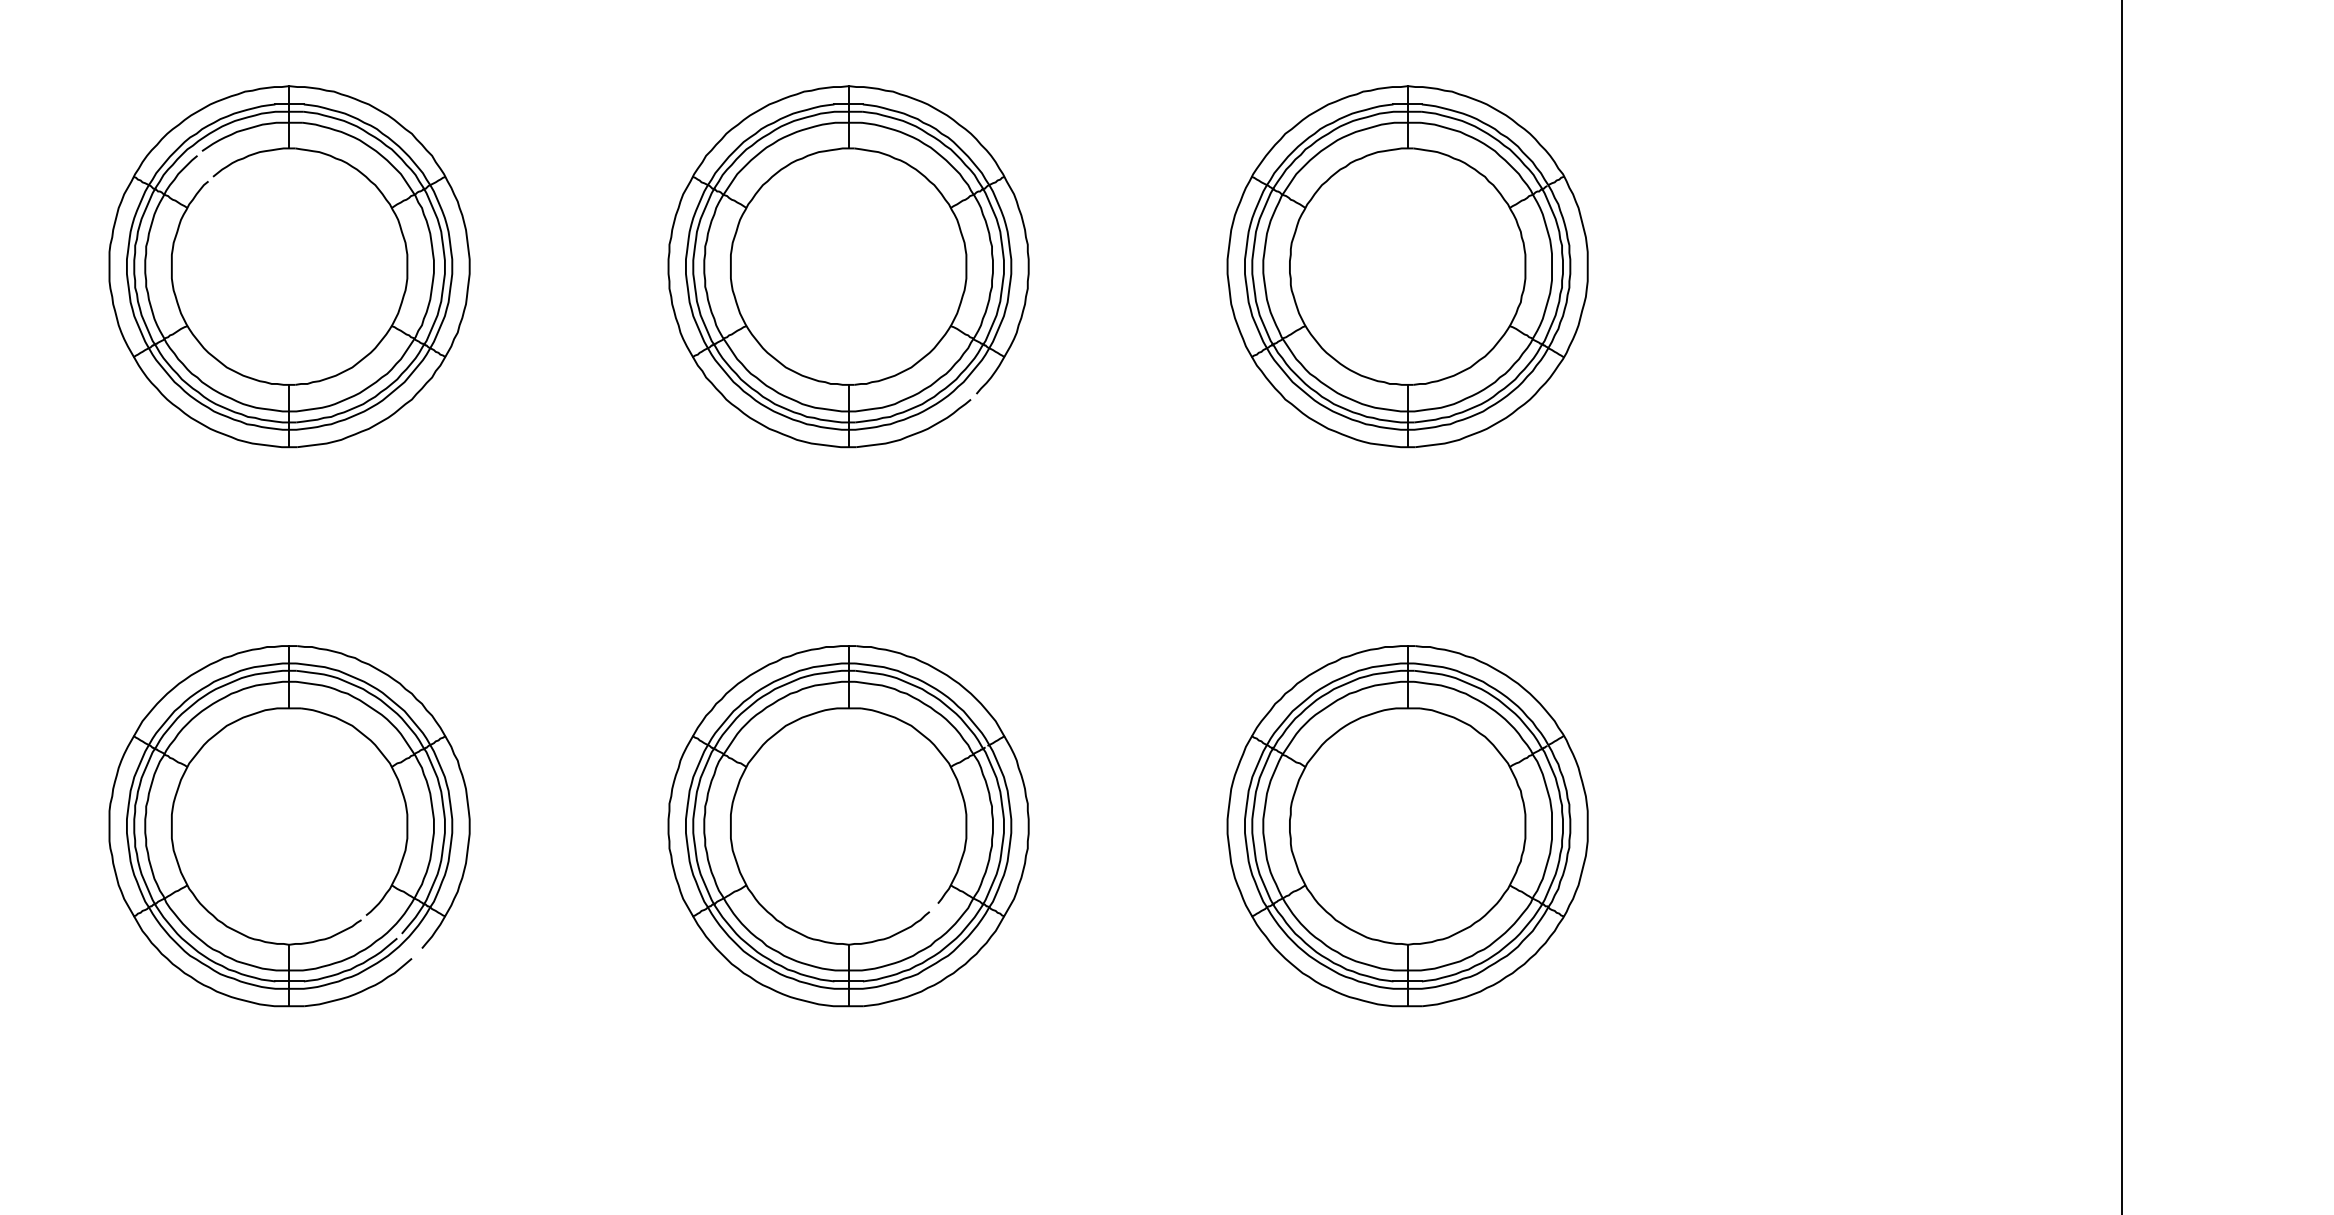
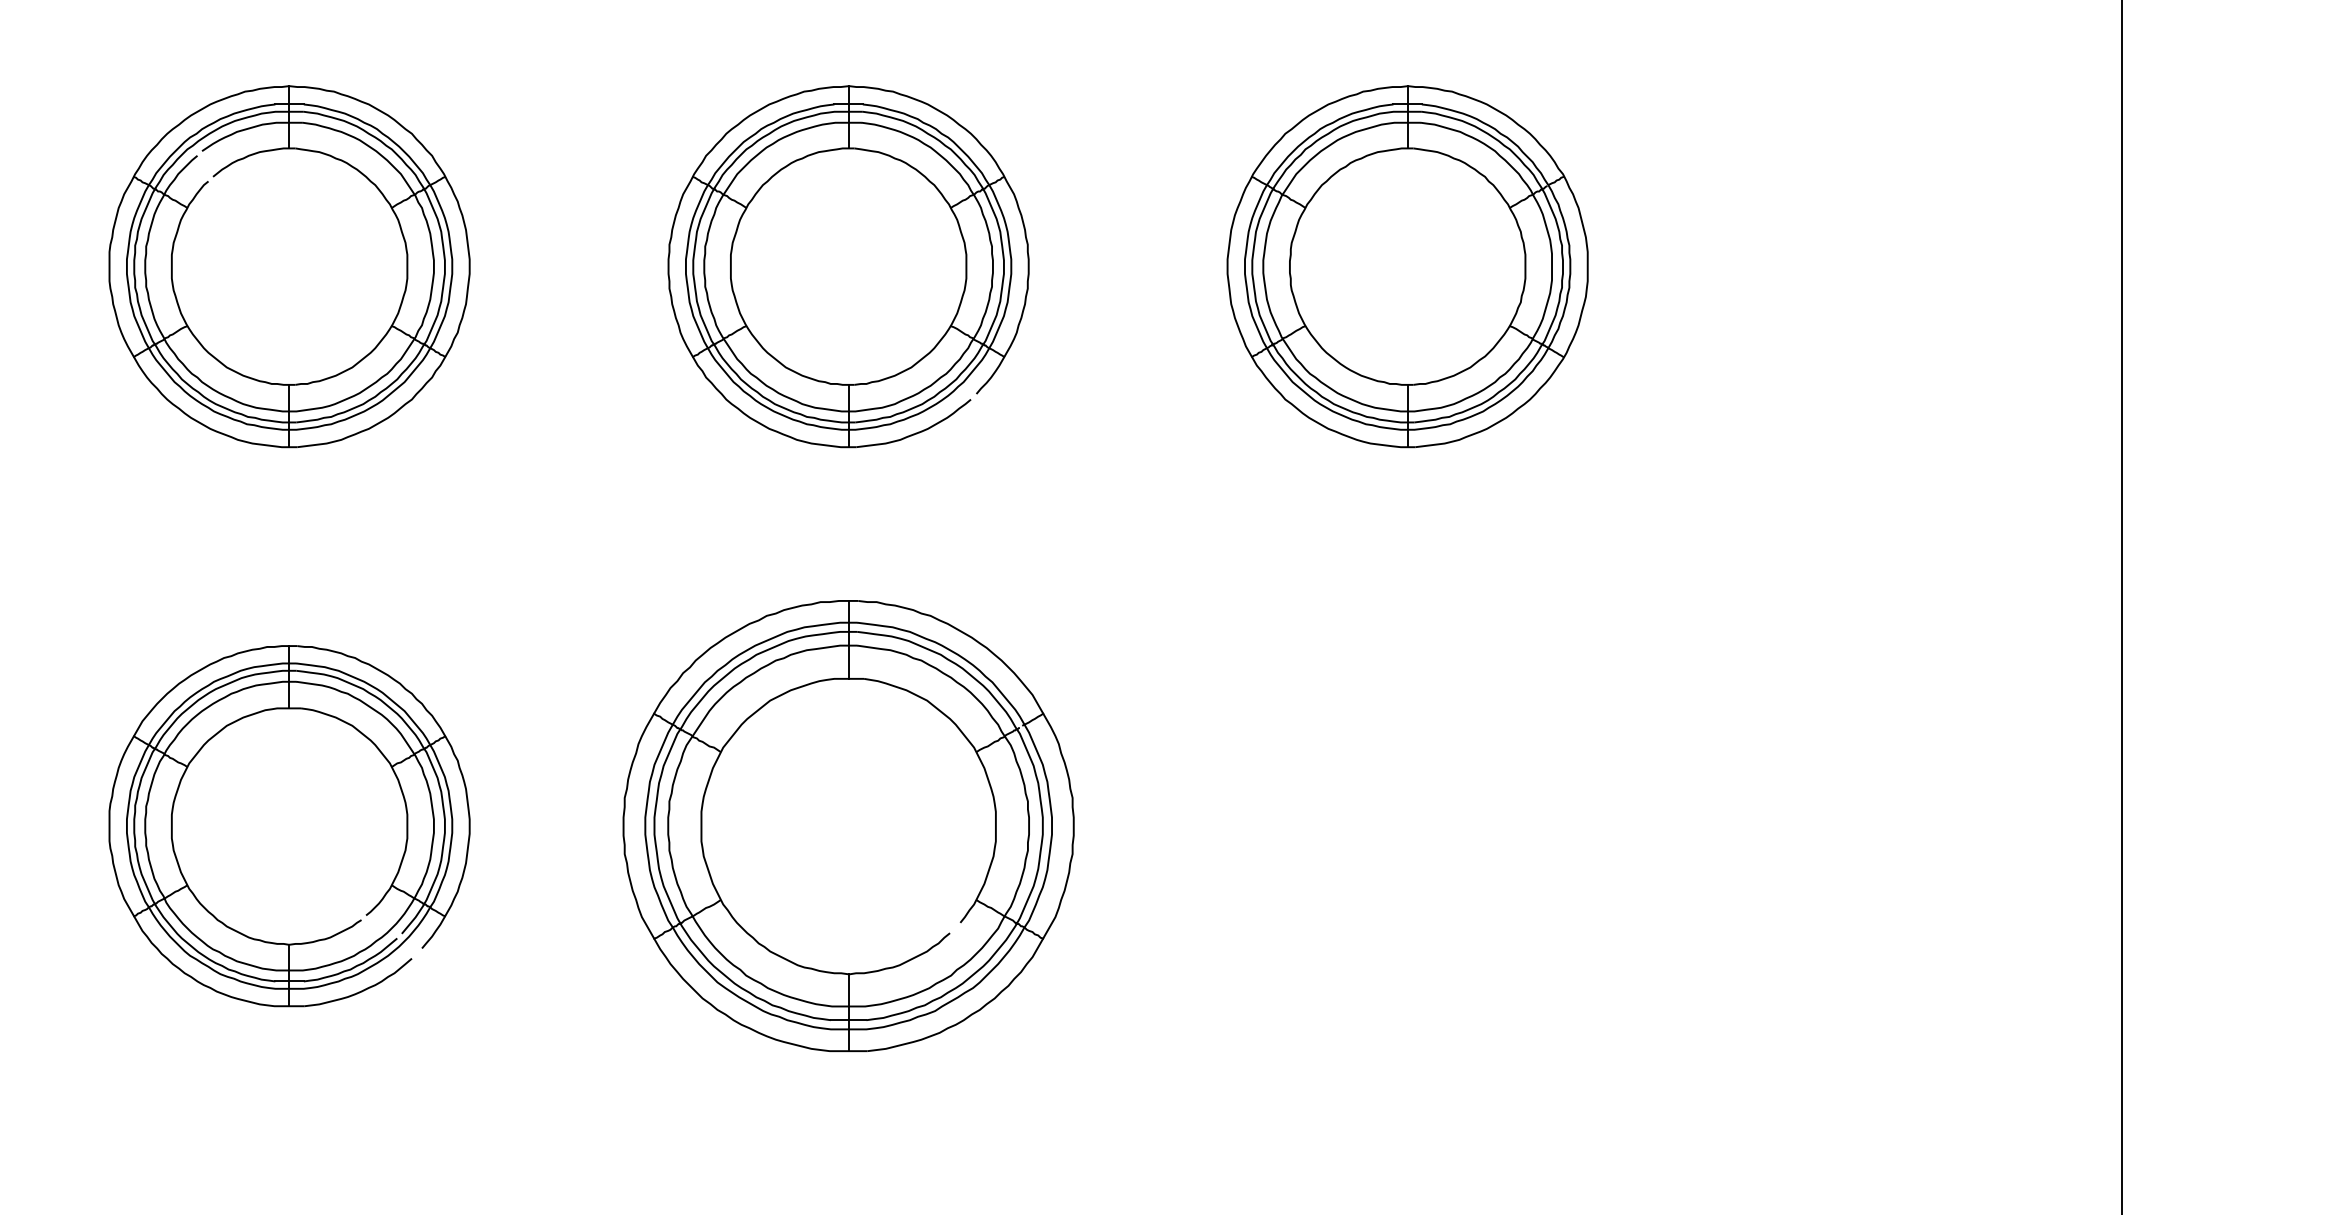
part size: 363x363 px -> 453x453 px (848, 826)
part: present -> none (1407, 826)
